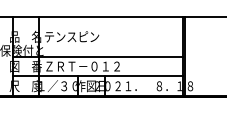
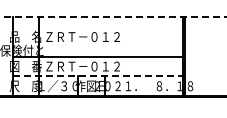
line: solid -> dashed (113, 17)
text: テンスピン -> ＺＲＴ－０１２ (82, 36)
line: solid -> dashed (98, 76)
